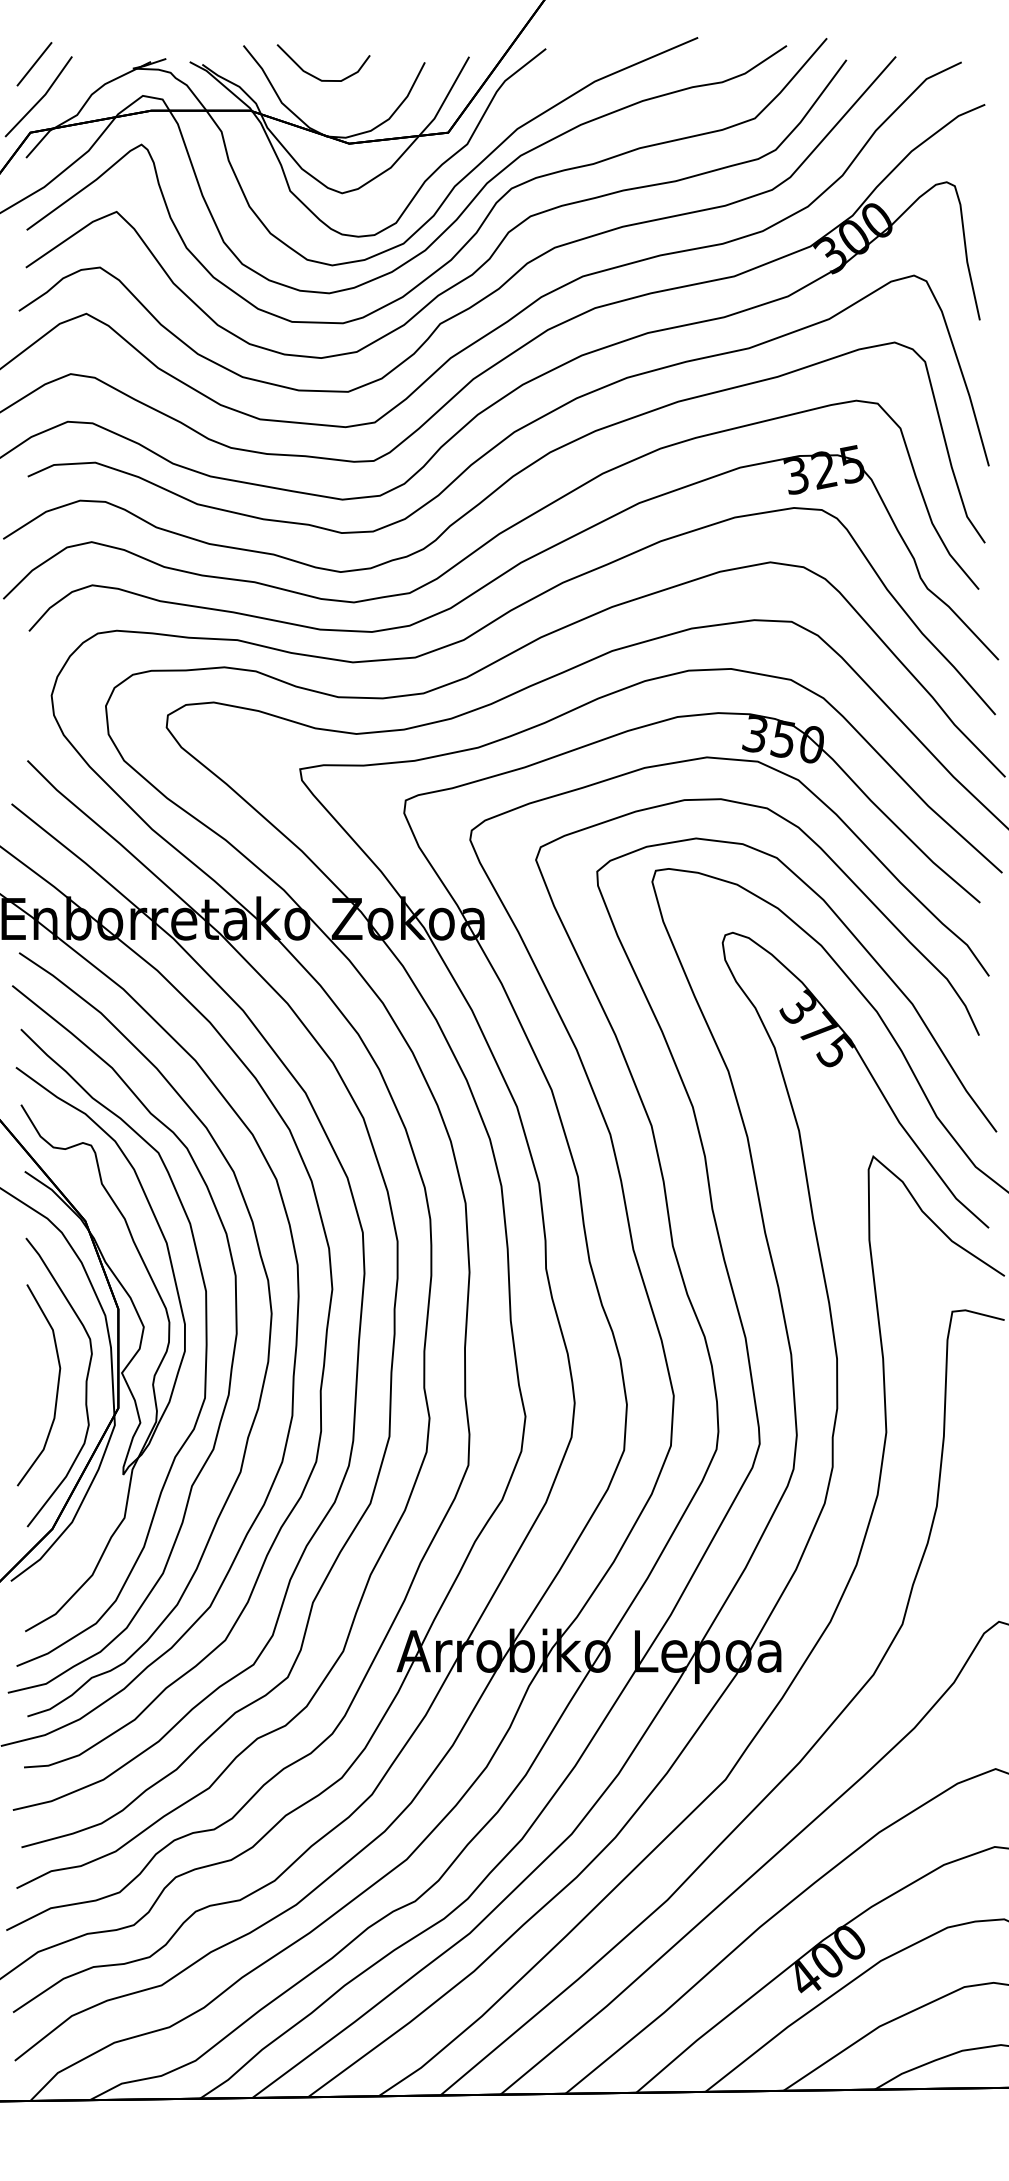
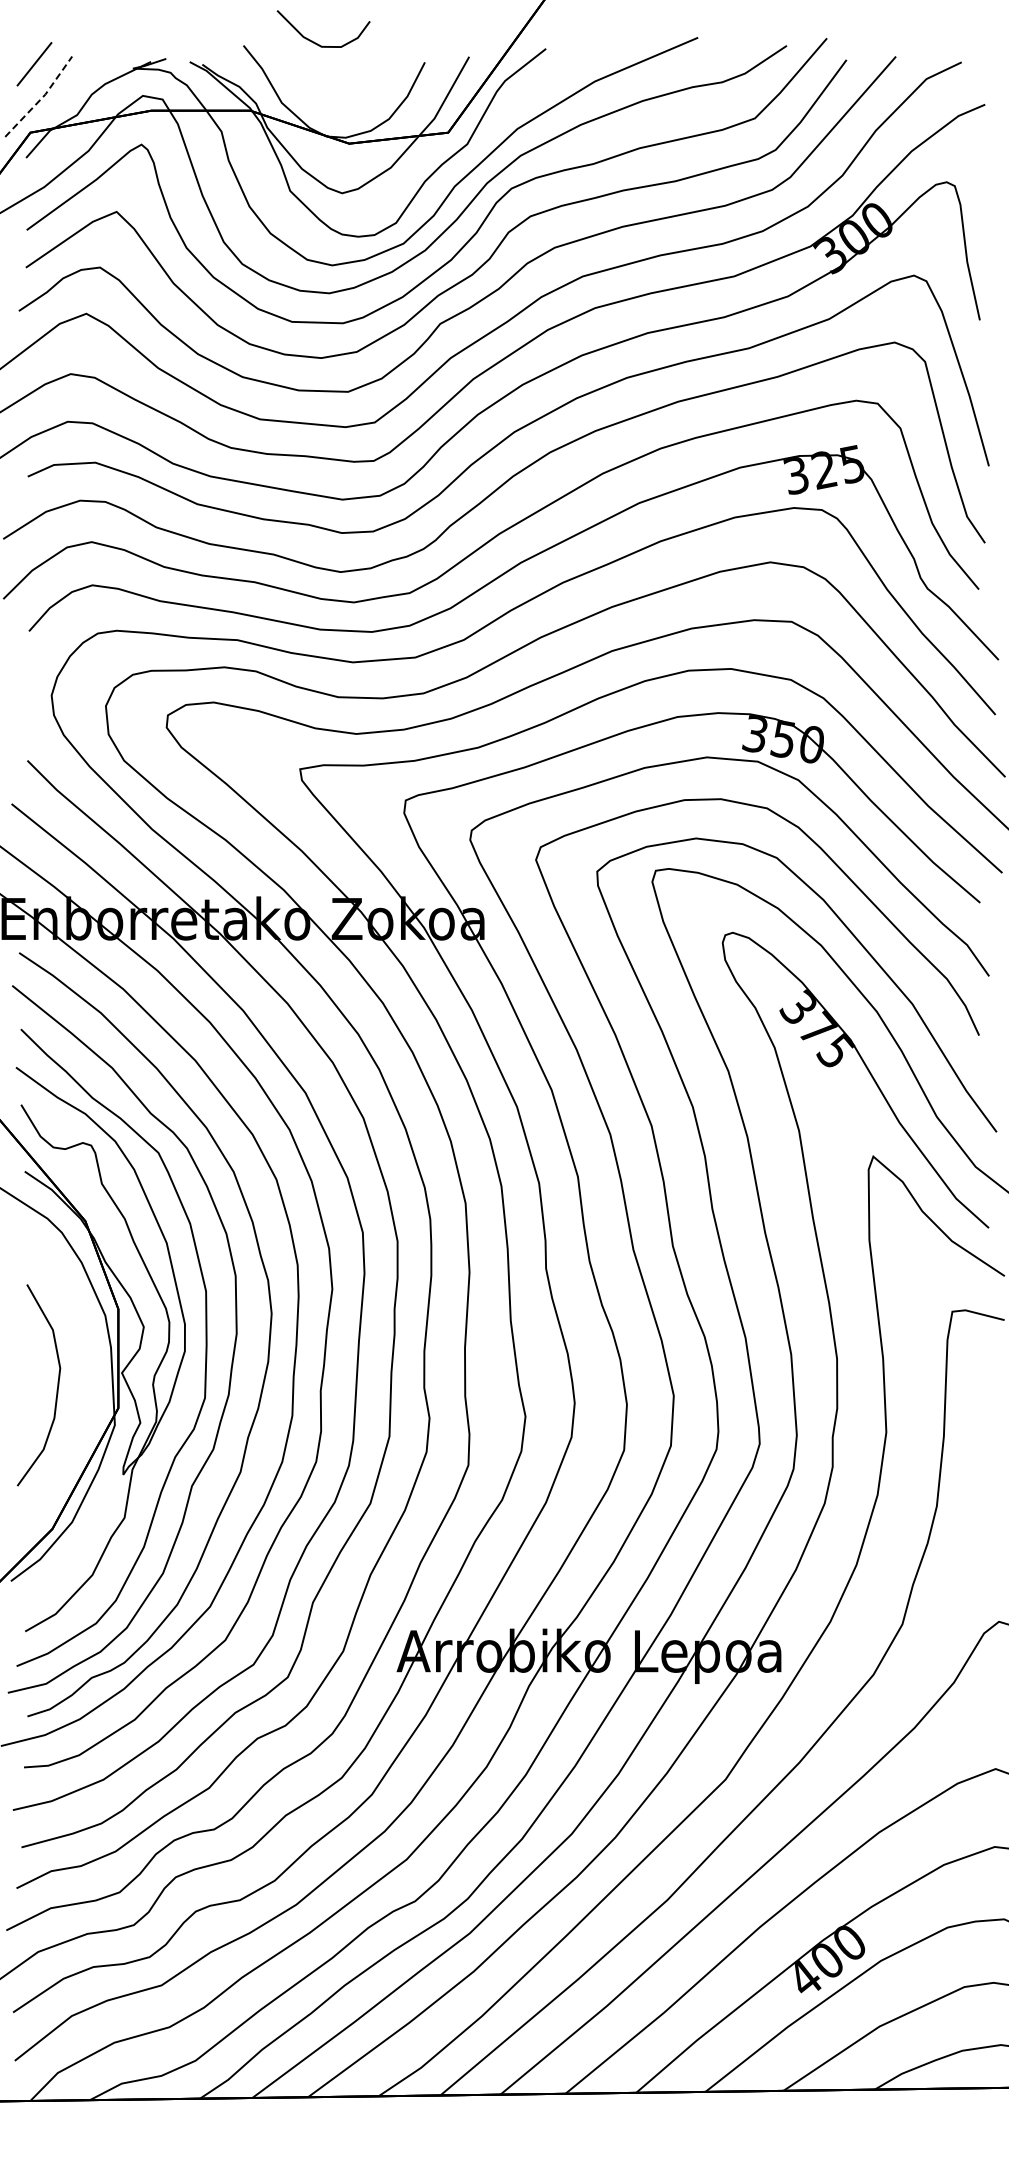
curve position: (316, 76) -> (316, 42) (316, 42)
line: solid -> dashed (42, 98)
curve: present -> none (85, 1382)
